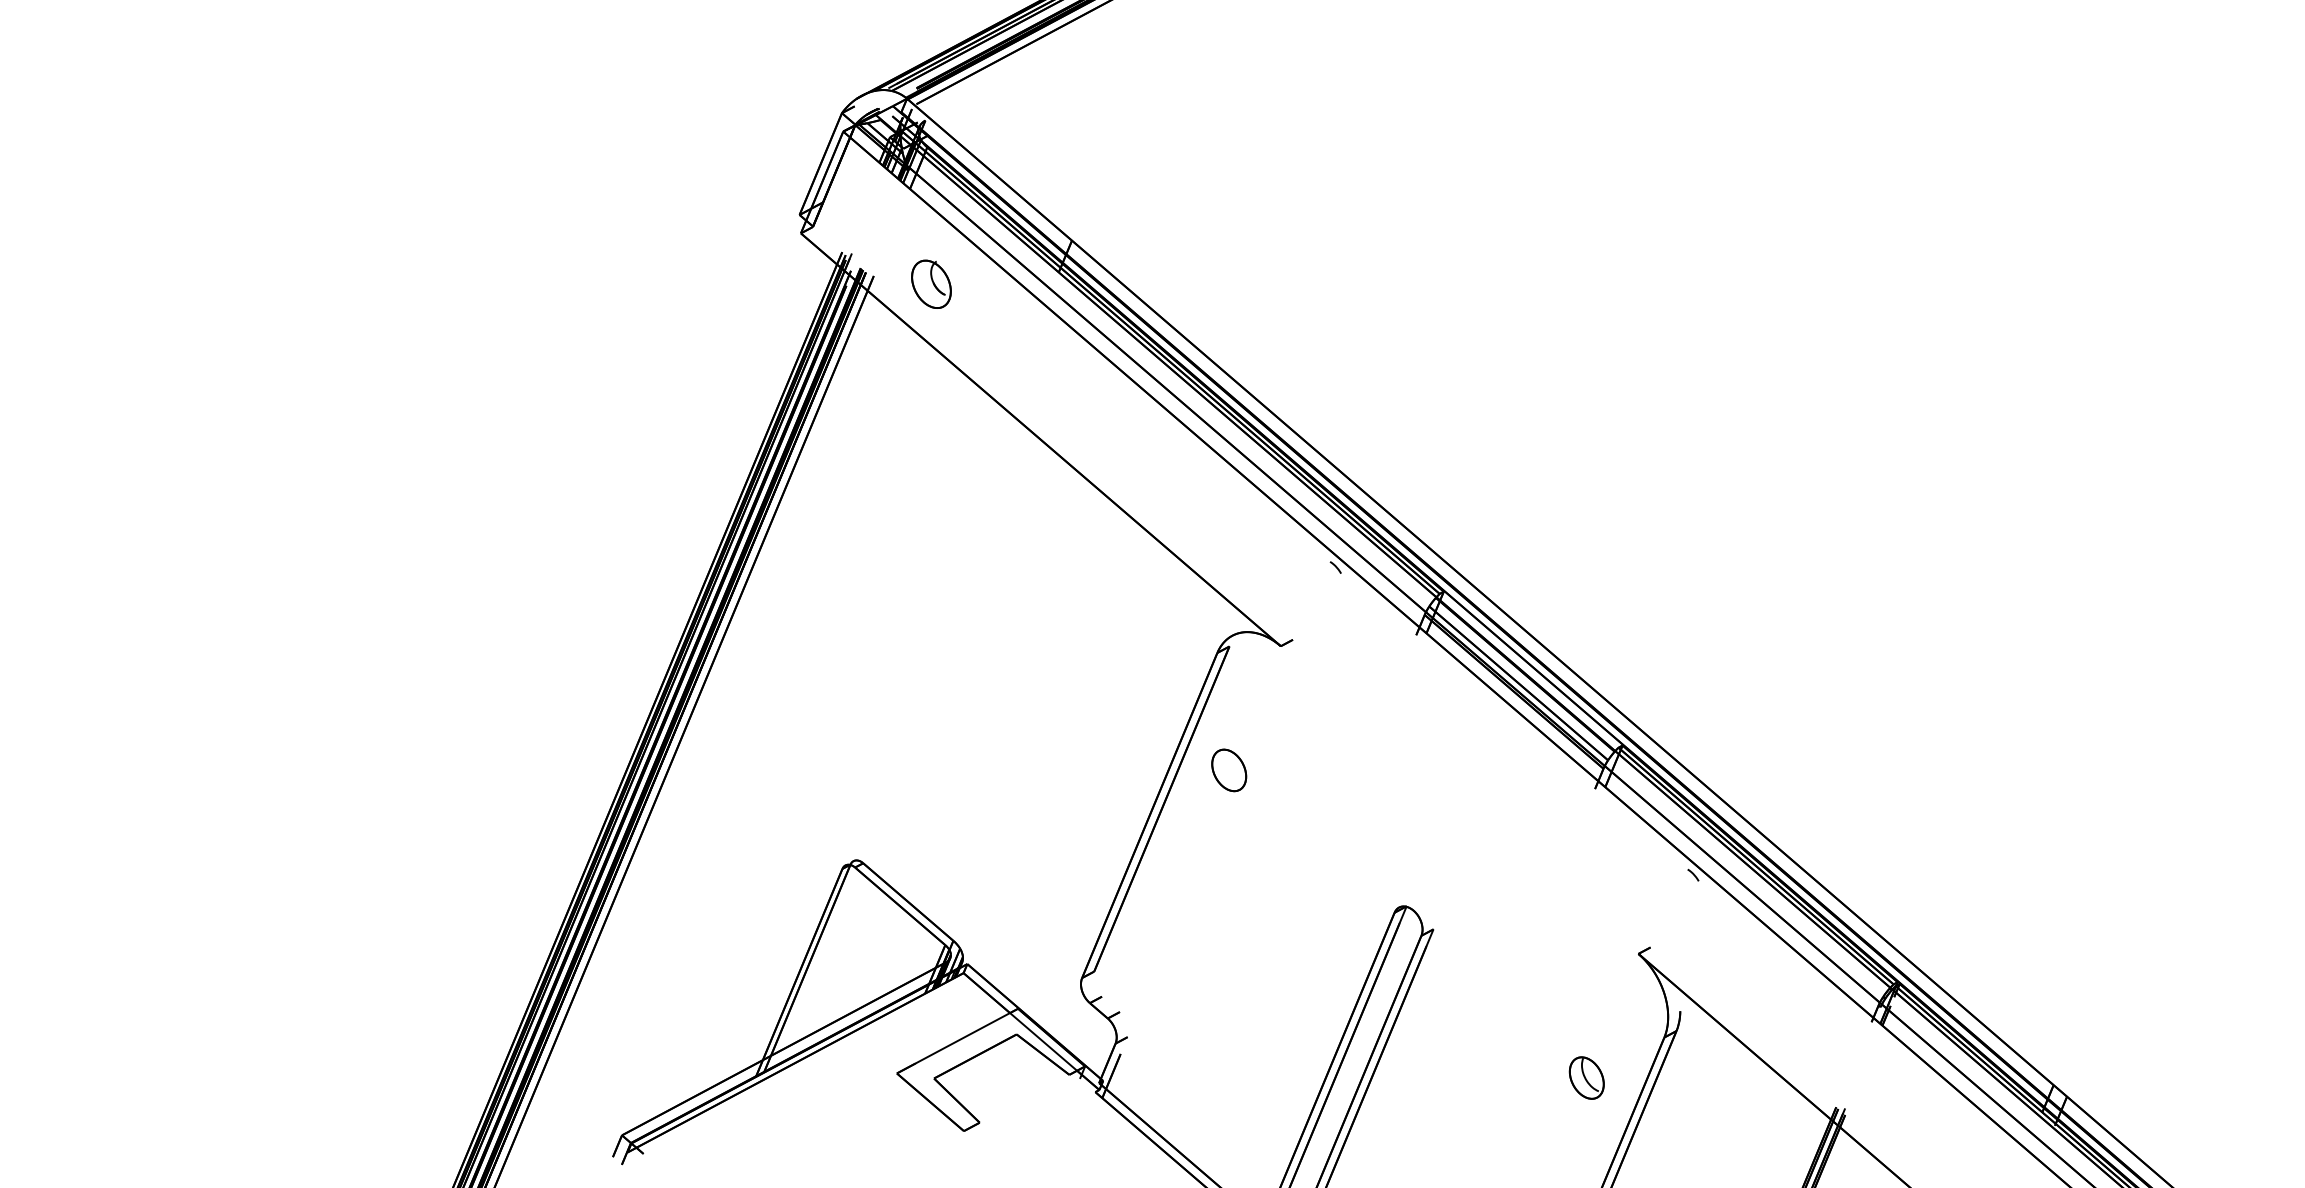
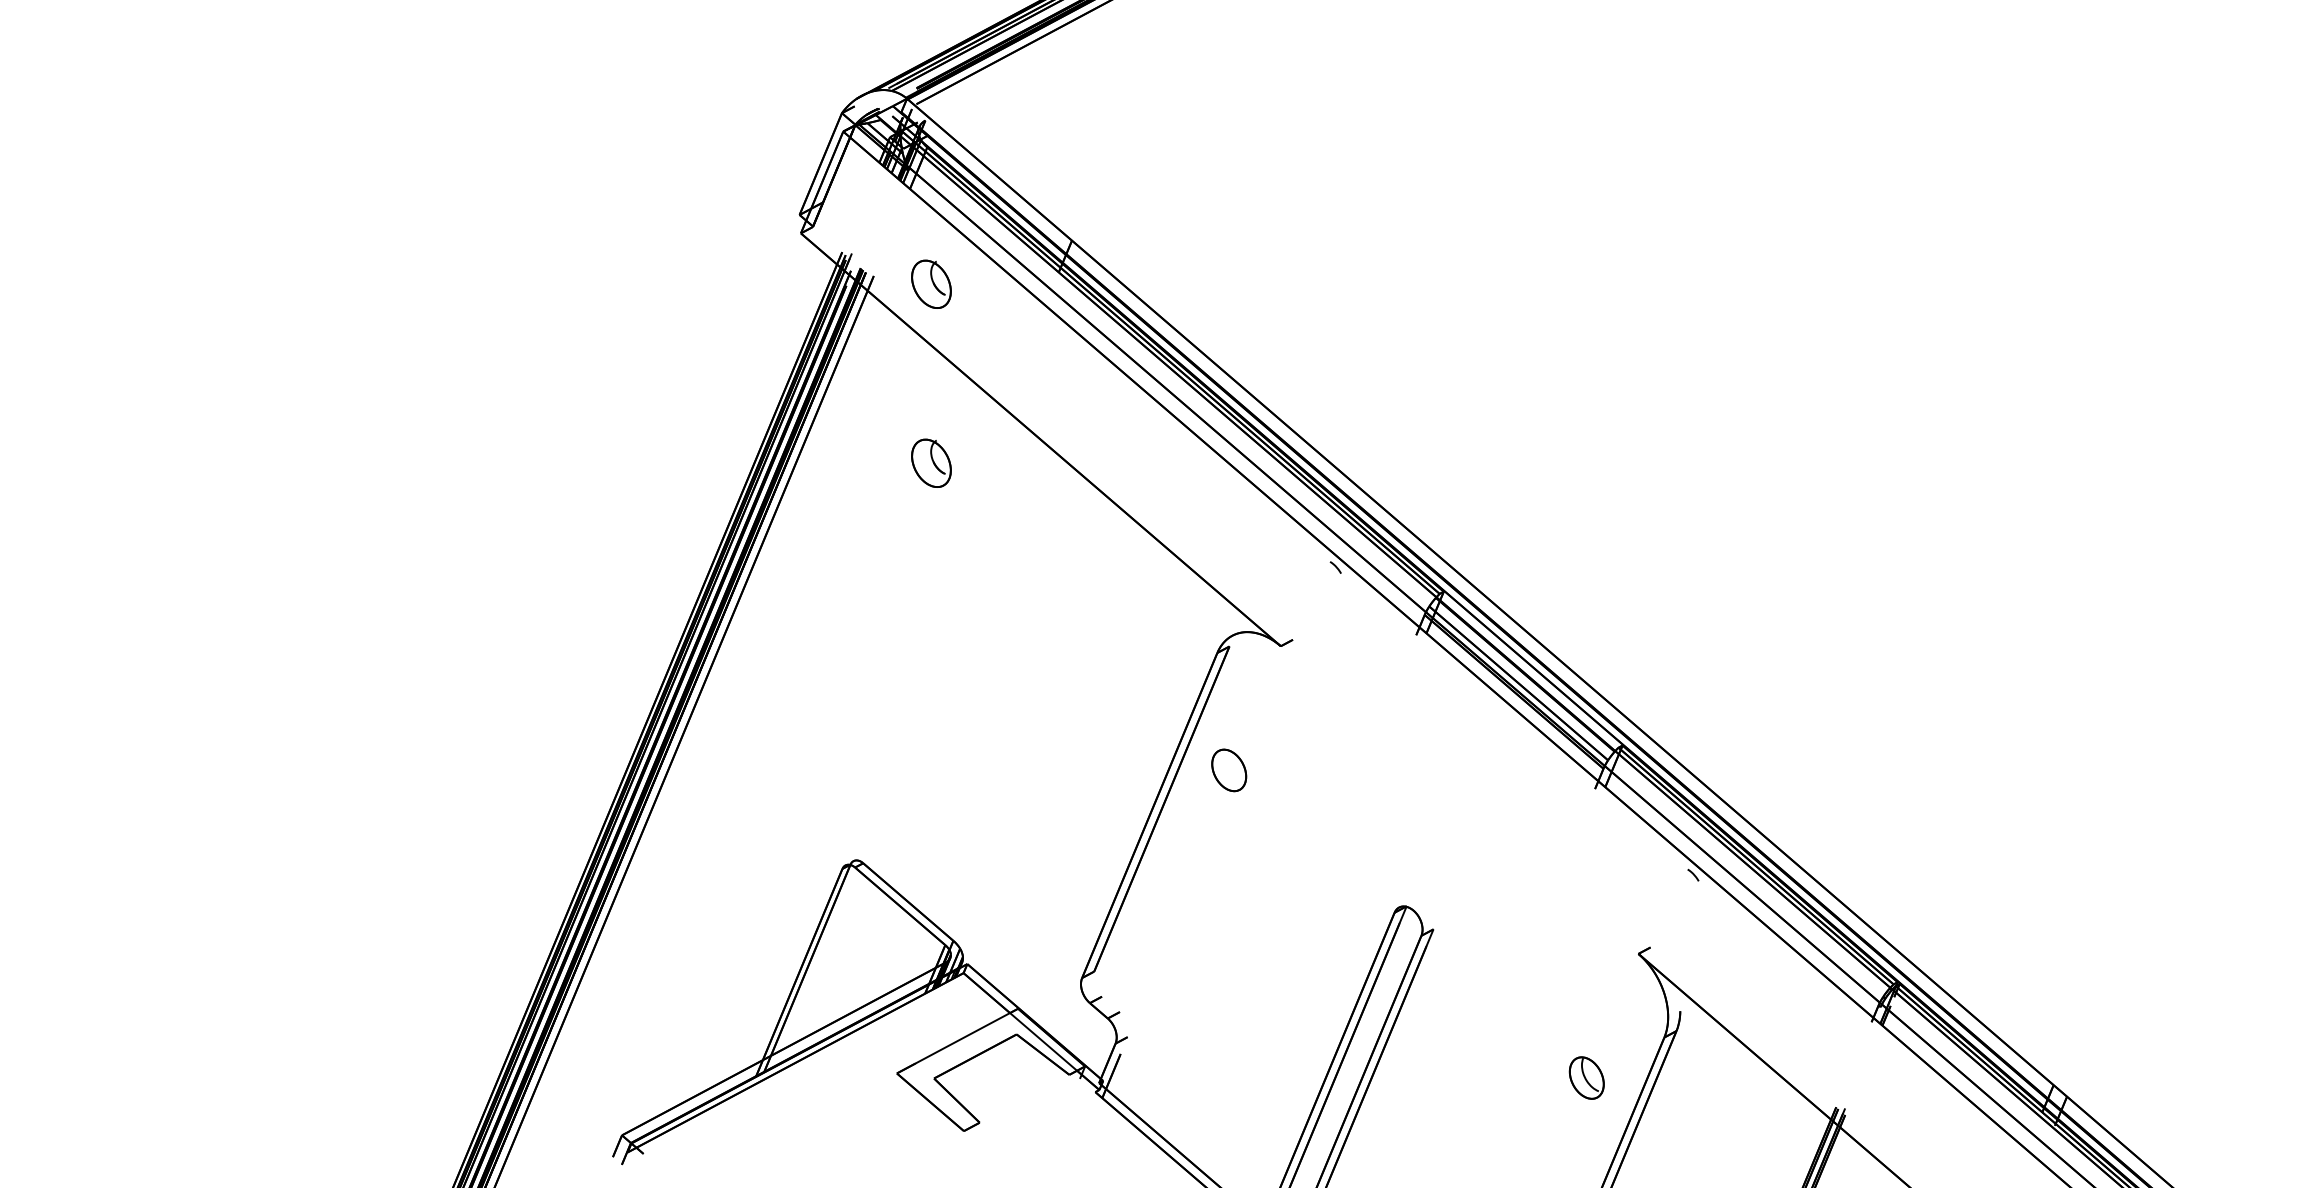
part: none -> present (931, 462)
